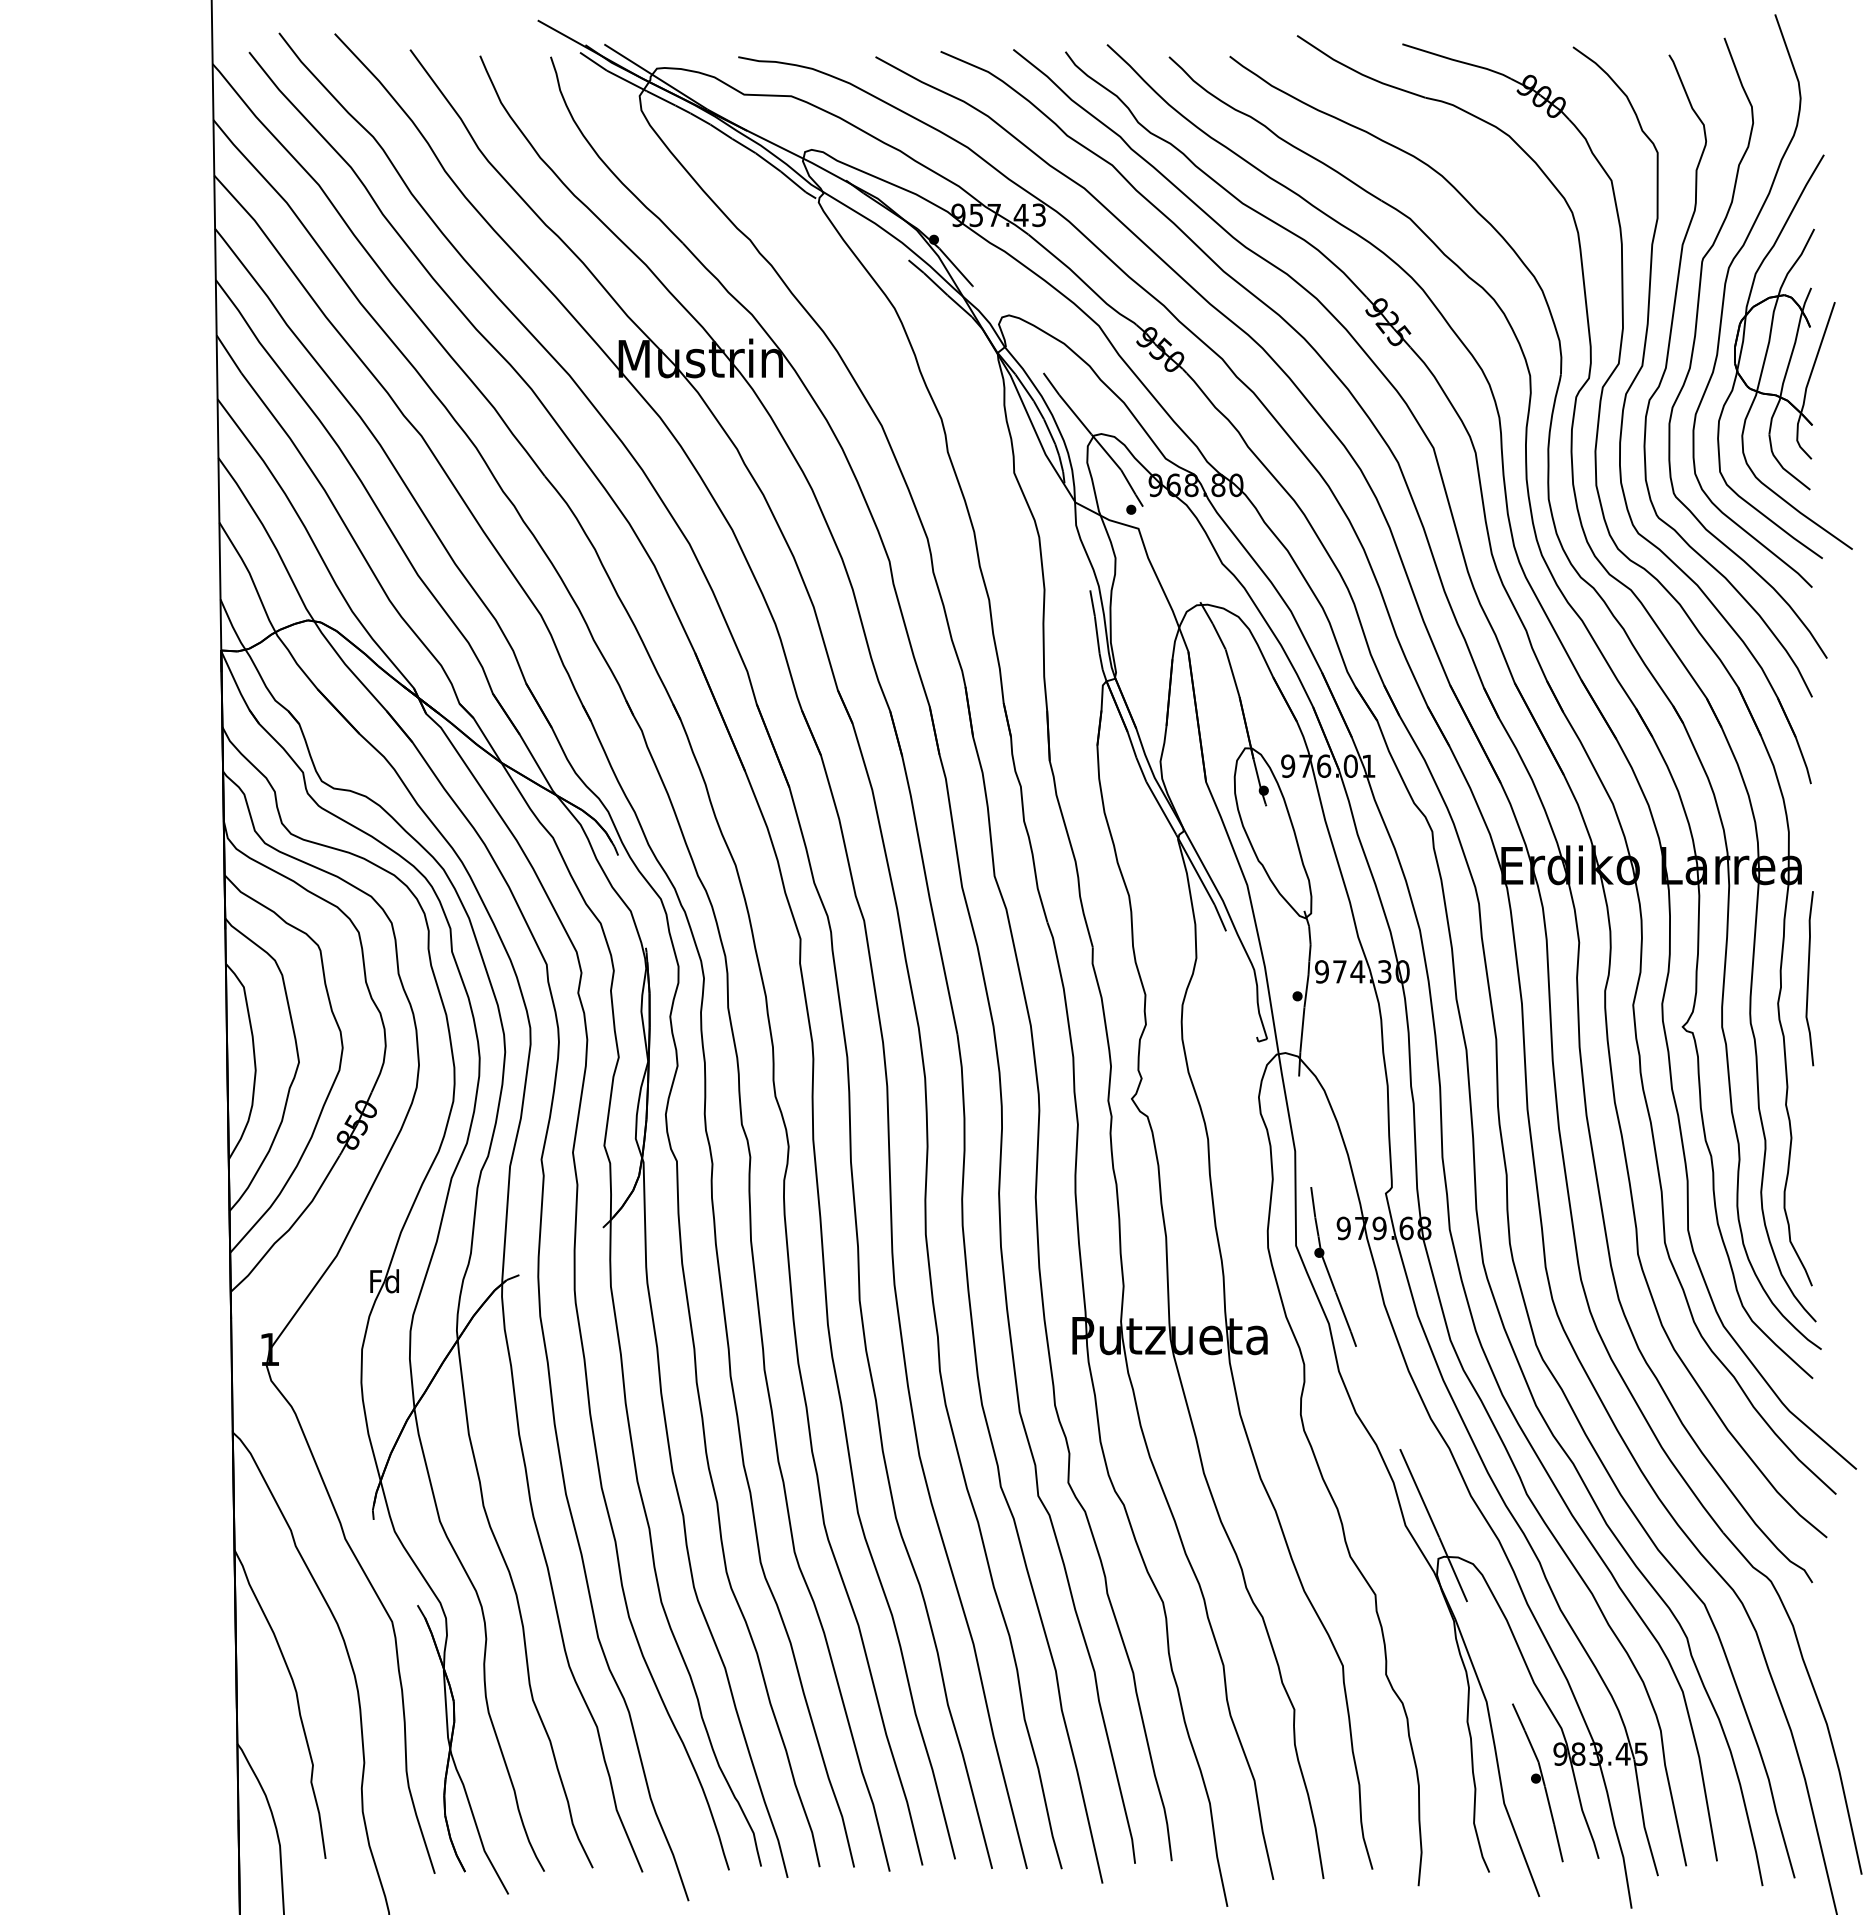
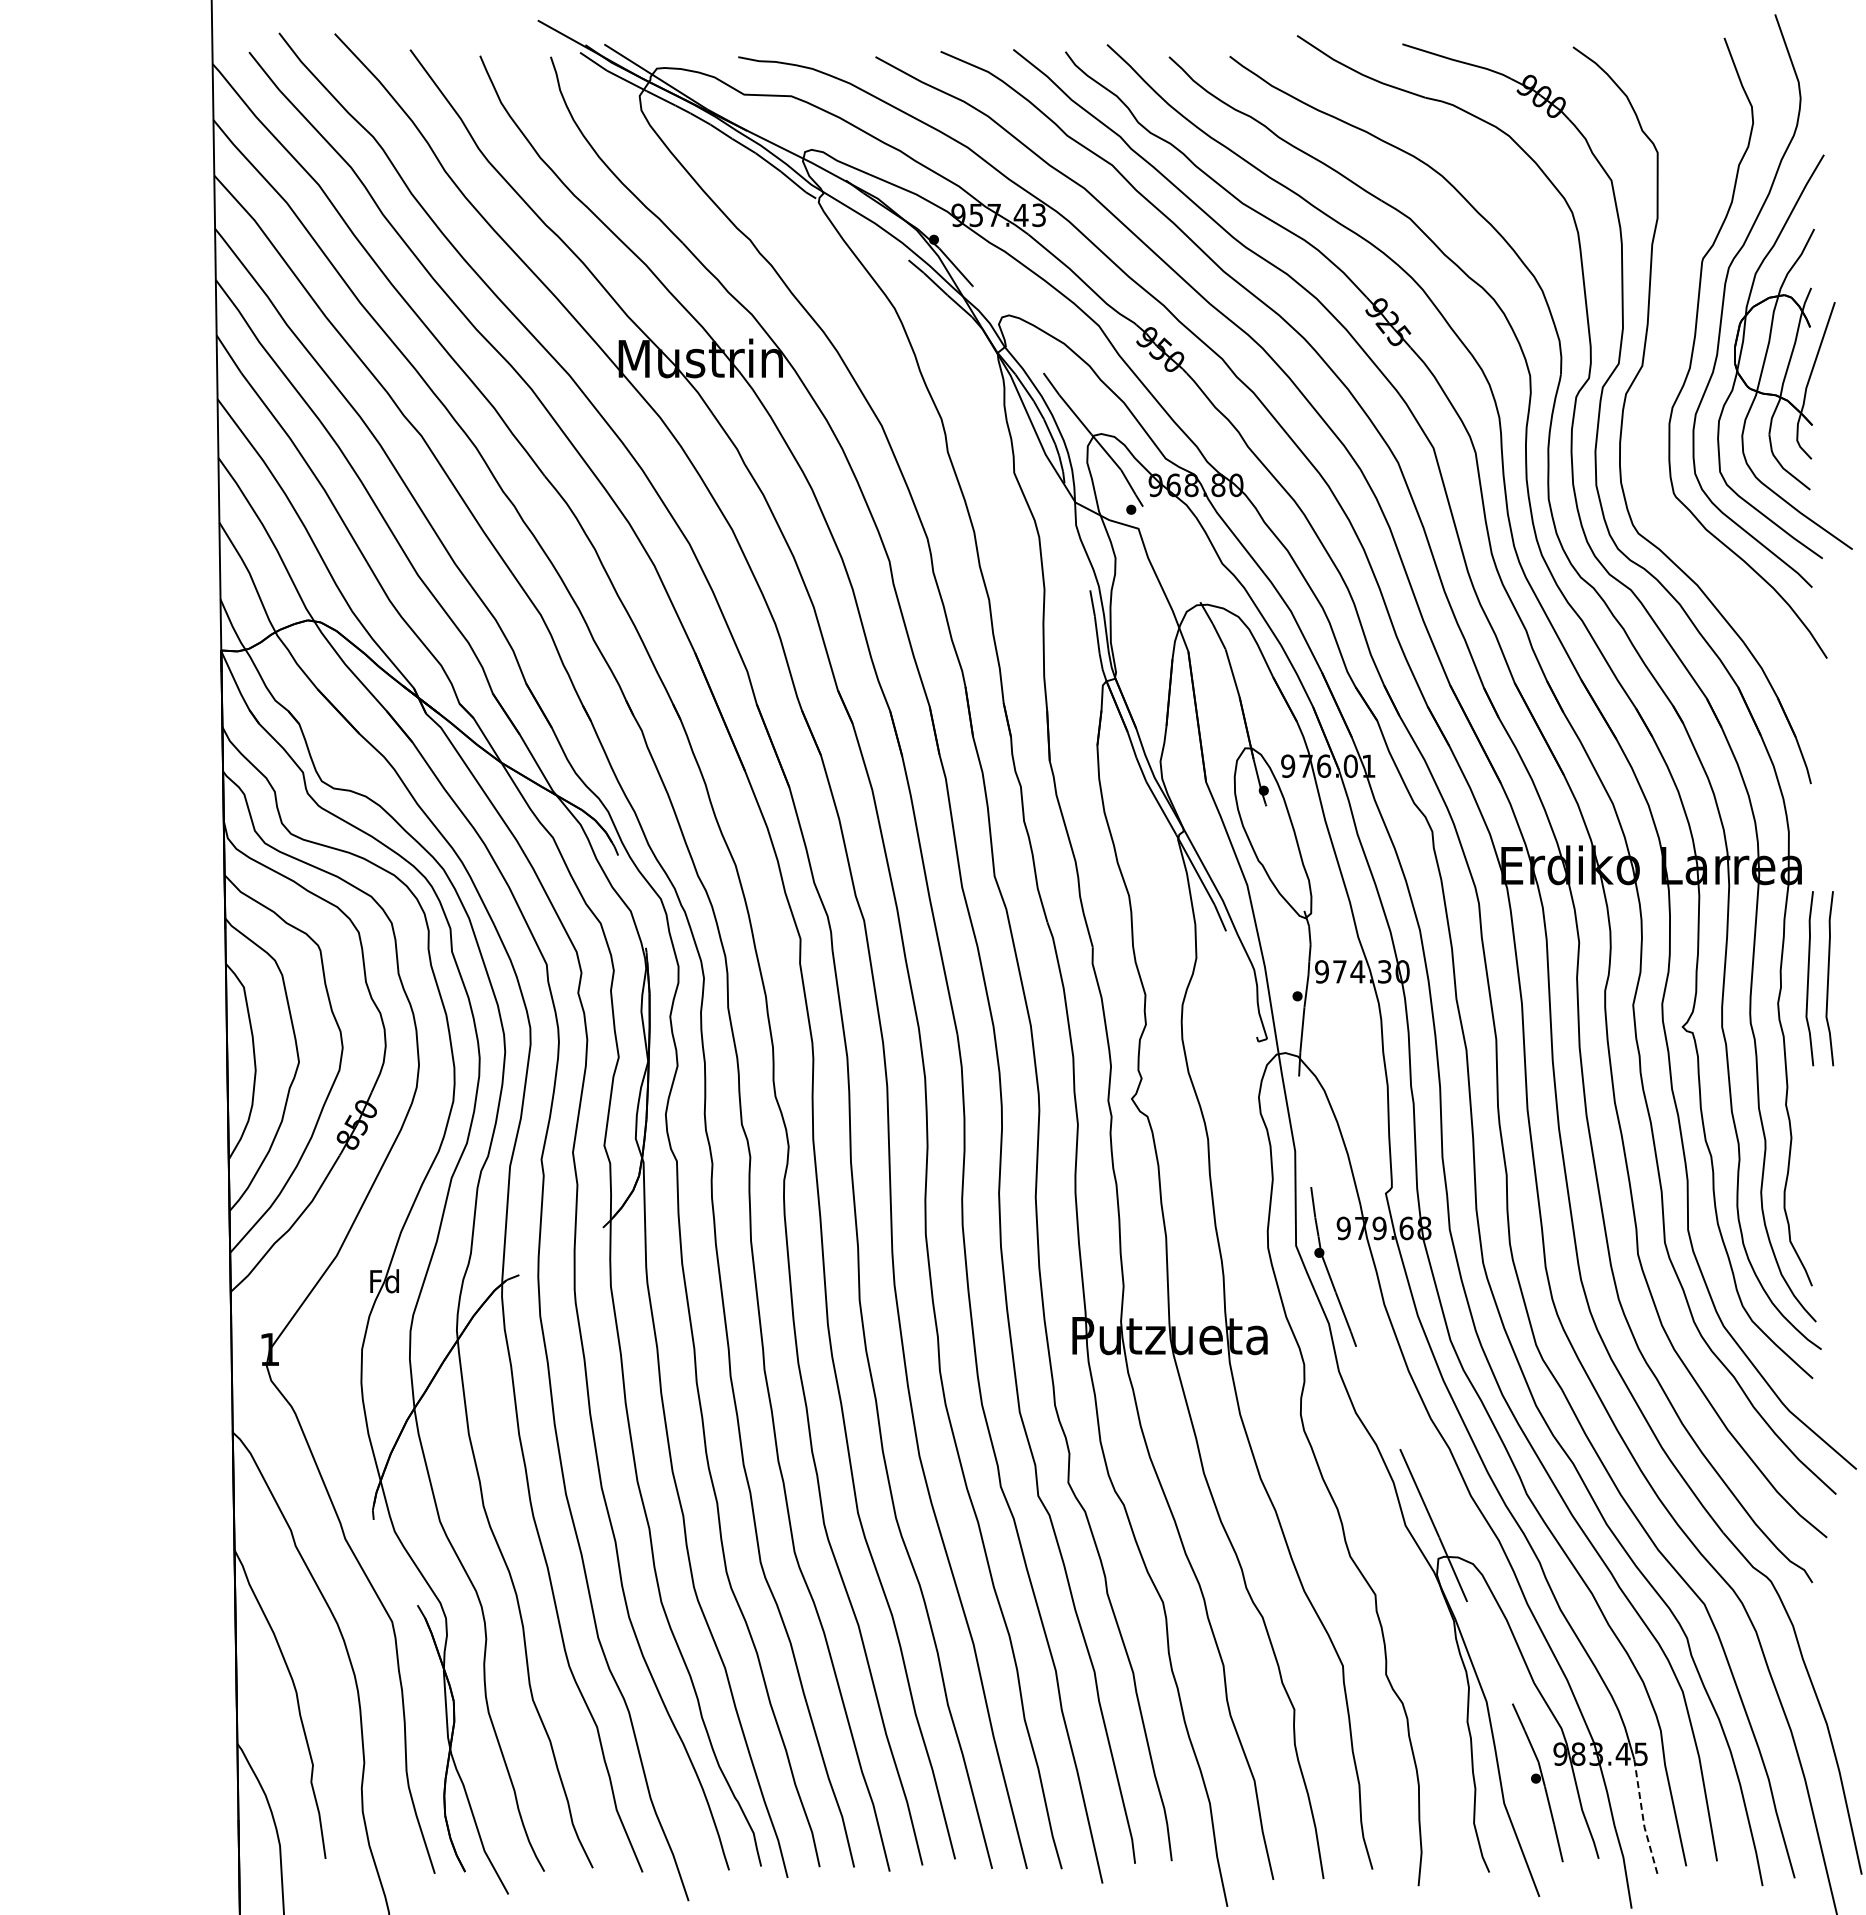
curve: present -> none (1667, 365)
curve: none -> present (1829, 977)
line: solid -> dashed (1643, 1819)
